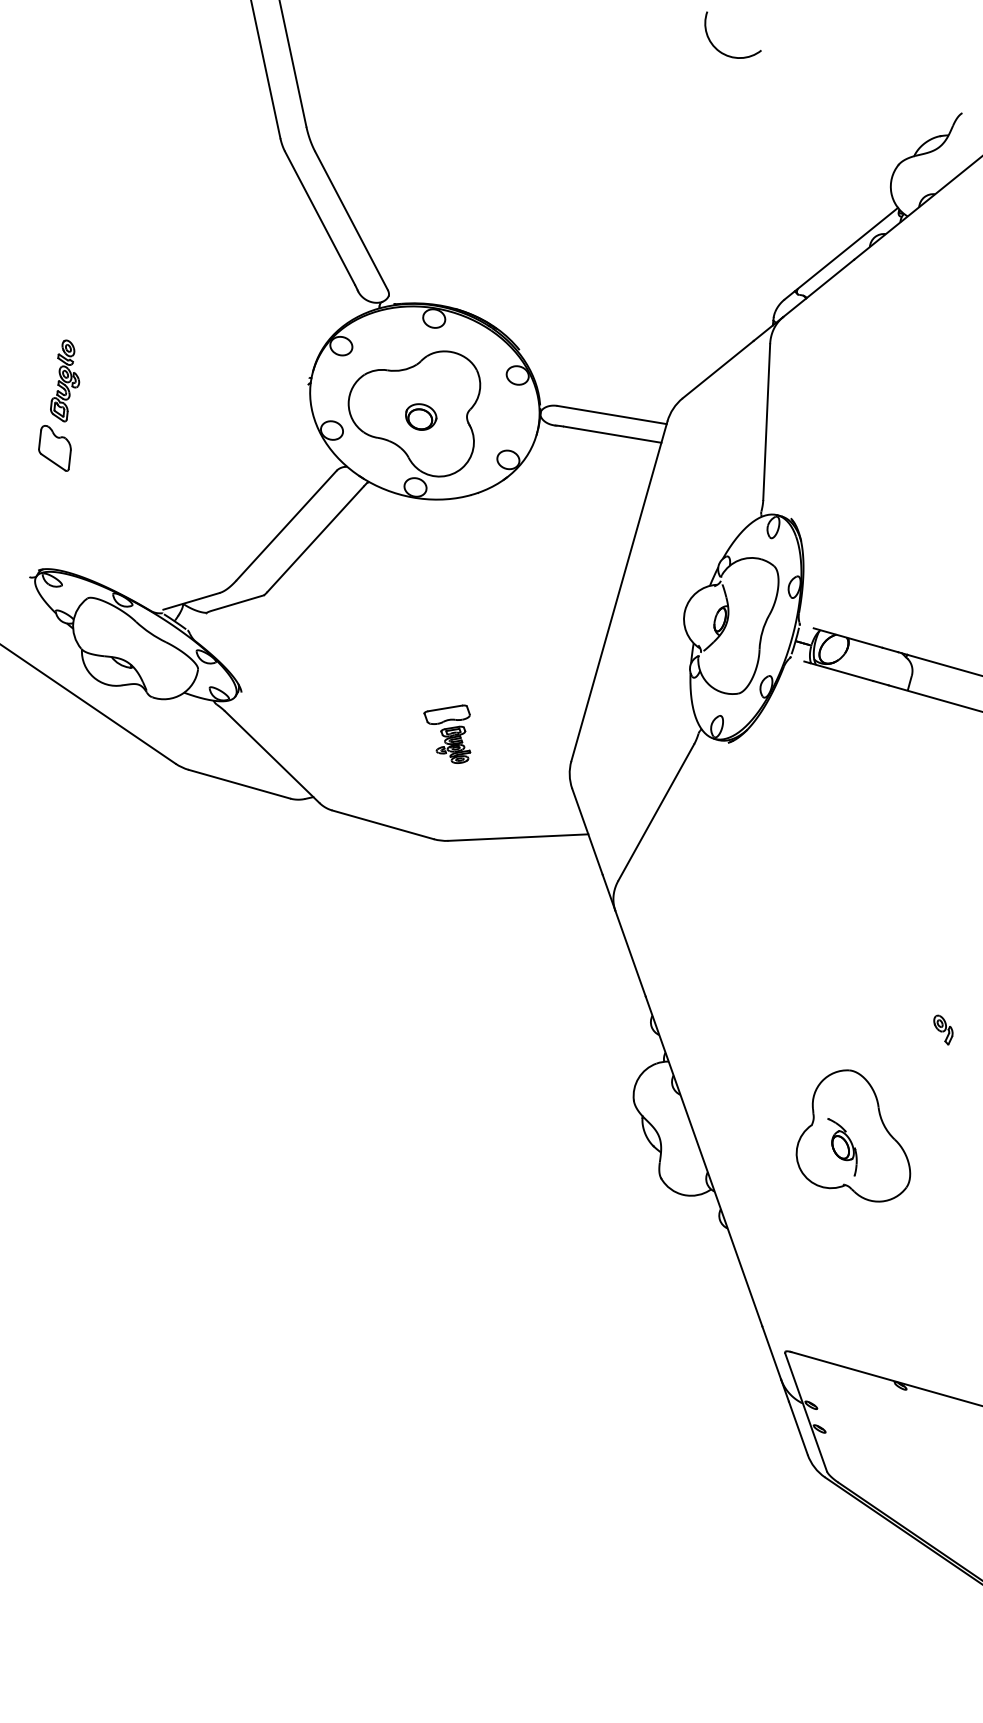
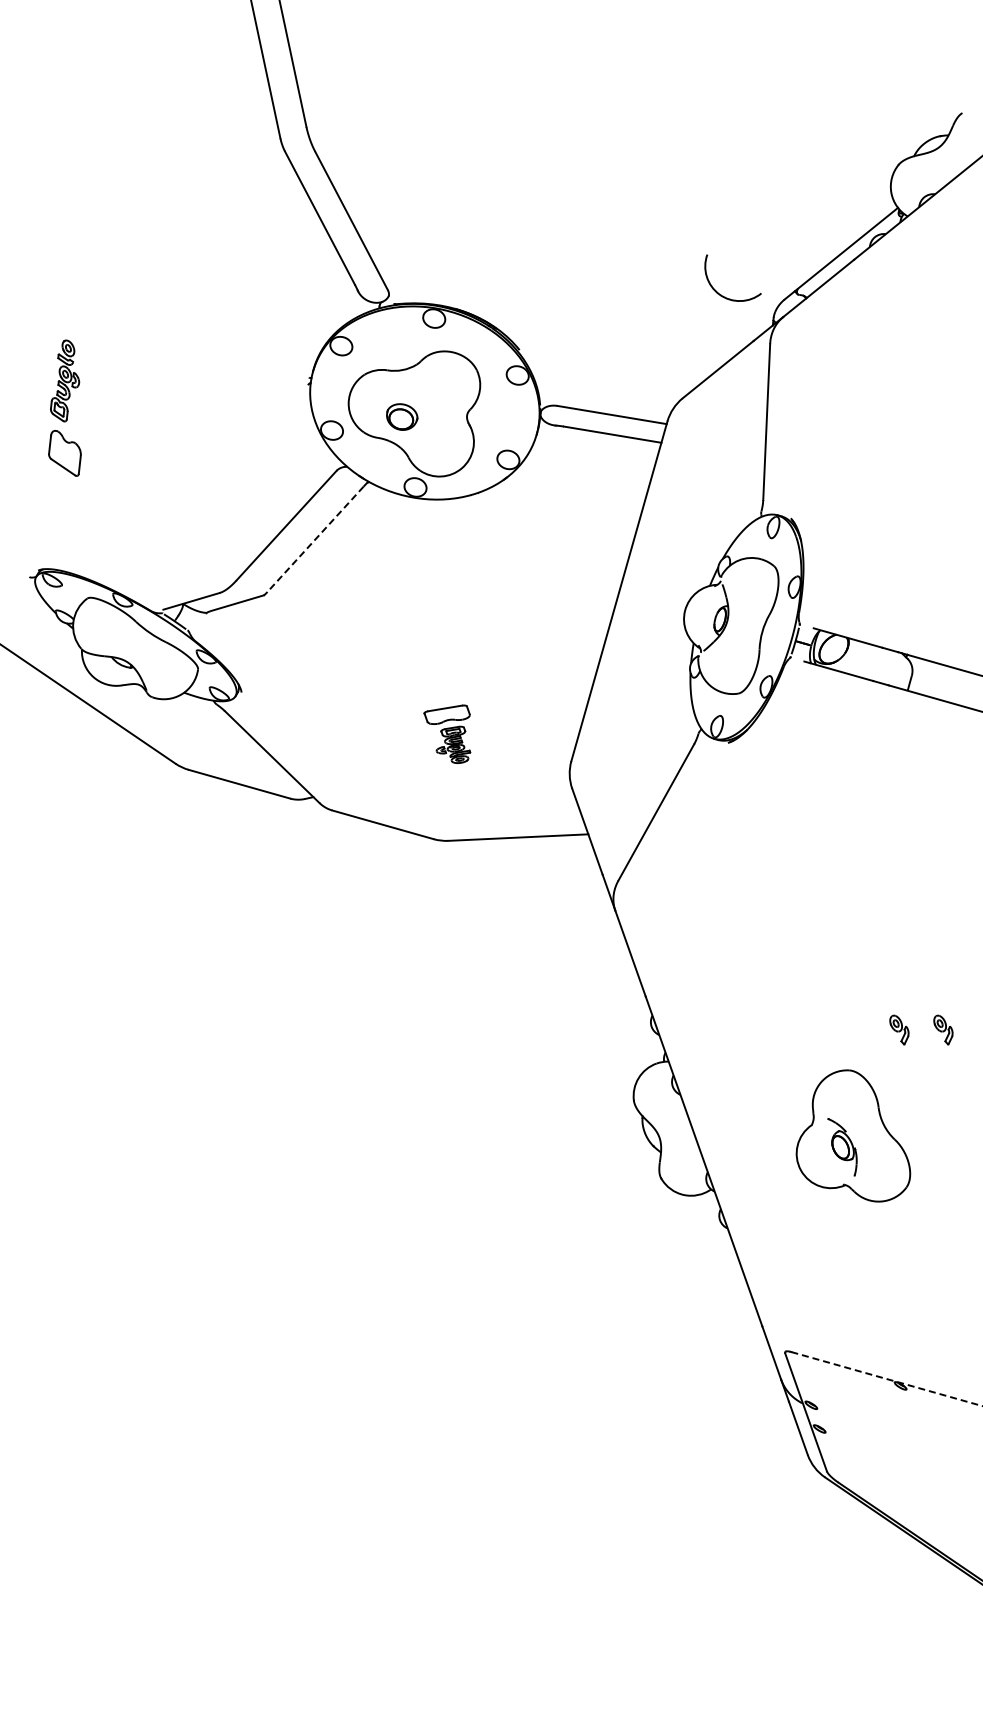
arc position: (723, 52) -> (723, 295) (723, 295)
part position: (421, 416) -> (402, 416) (402, 416)
part position: (54, 448) -> (64, 453) (64, 453)
line: solid -> dashed (315, 539)
part: none -> present (899, 1029)
line: solid -> dashed (887, 1379)
